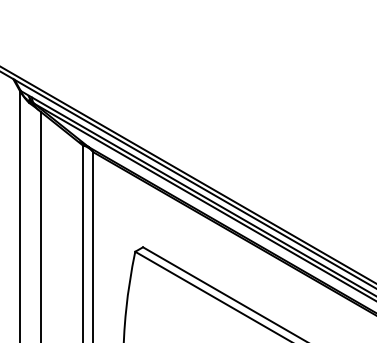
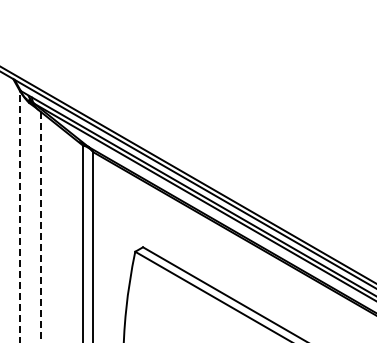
line: solid -> dashed (20, 216)
line: solid -> dashed (41, 227)
